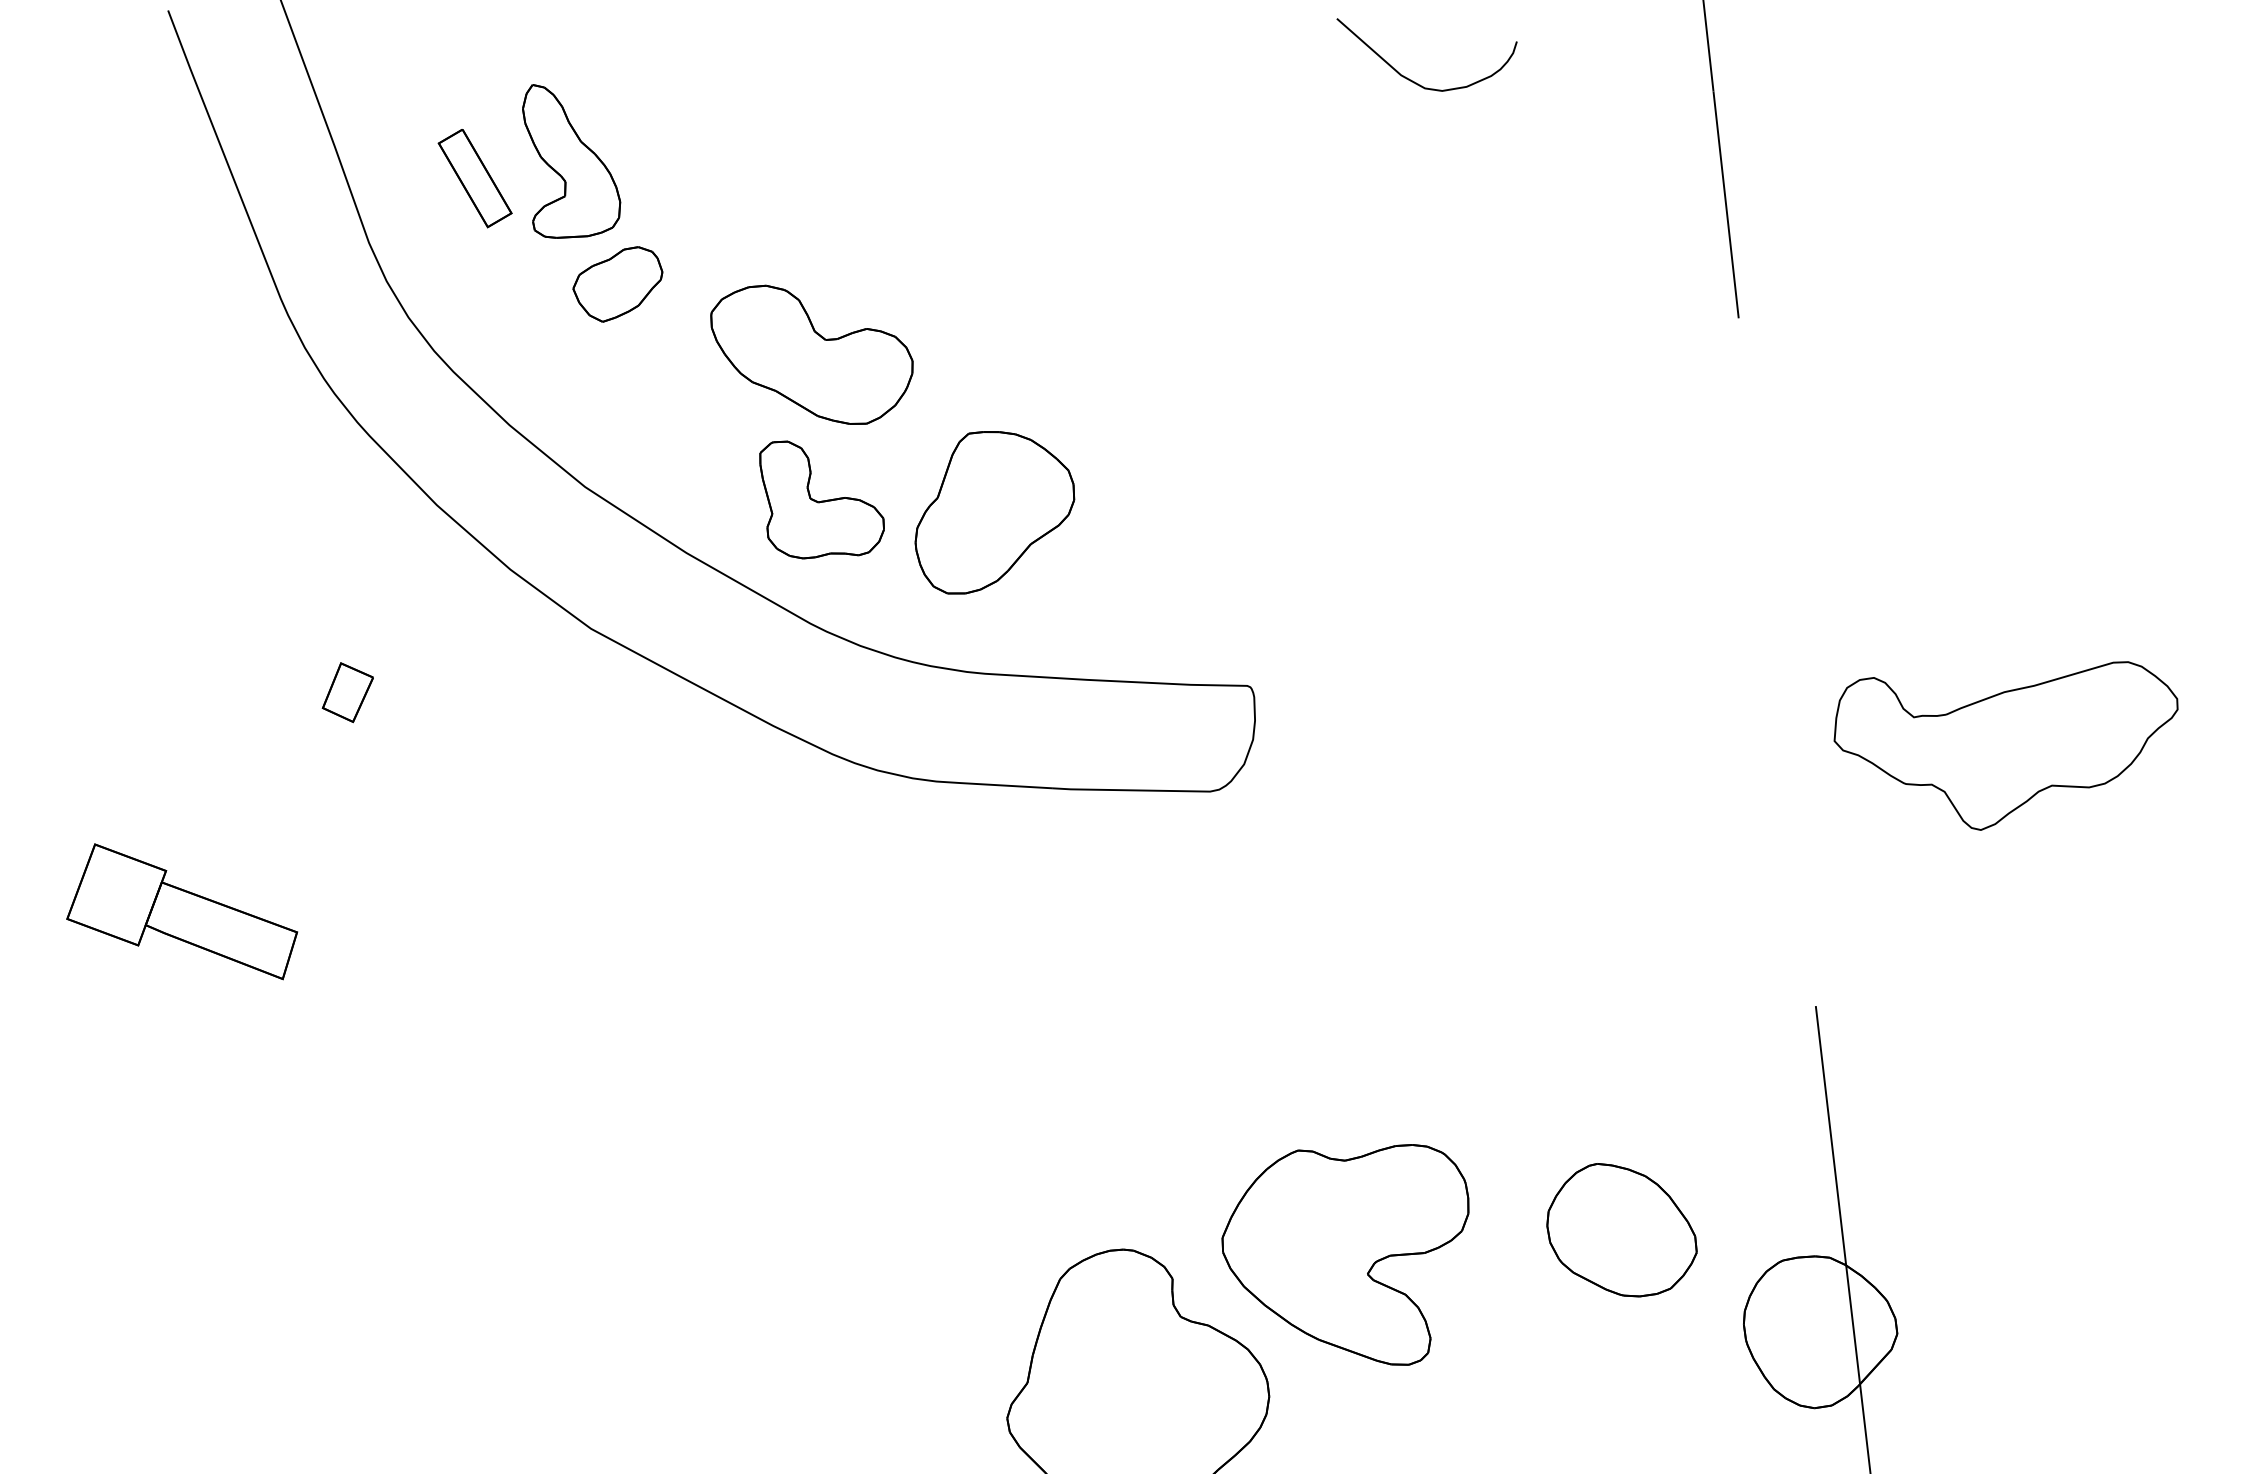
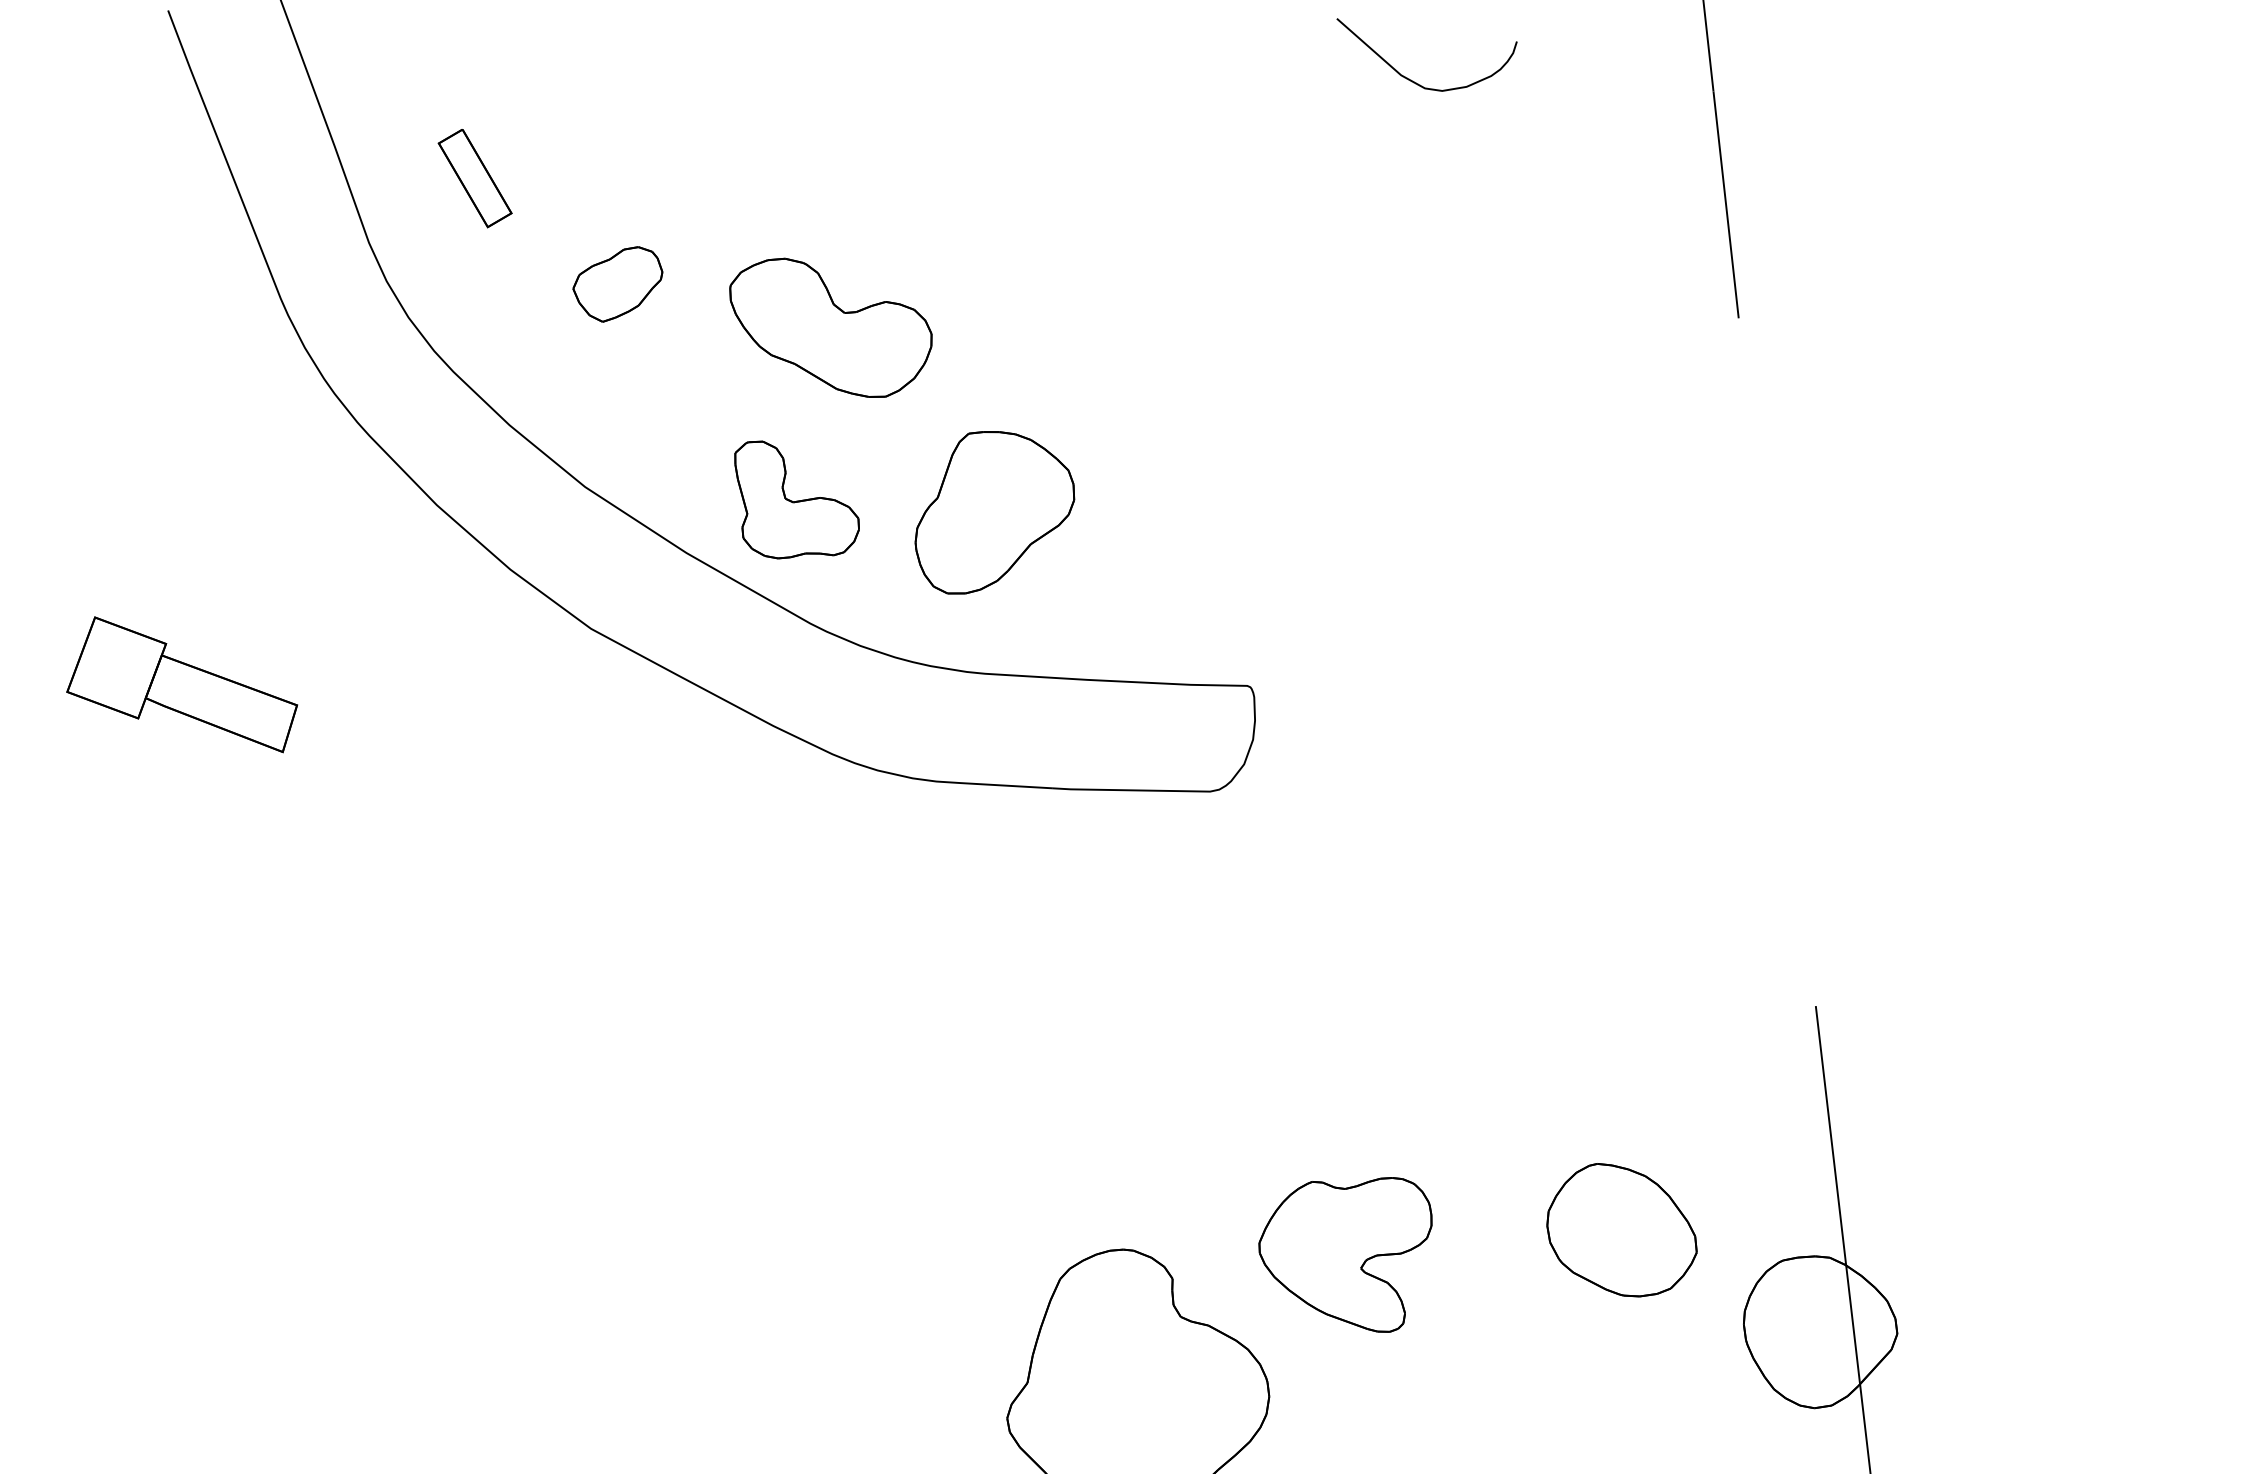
part: present -> none (571, 161)
part position: (811, 354) -> (830, 327) (830, 327)
part position: (821, 499) -> (796, 499) (796, 499)
part: present -> none (347, 692)
part: present -> none (2005, 745)
part position: (182, 911) -> (182, 684) (182, 684)
part size: 249x222 px -> 175x156 px (1345, 1254)
